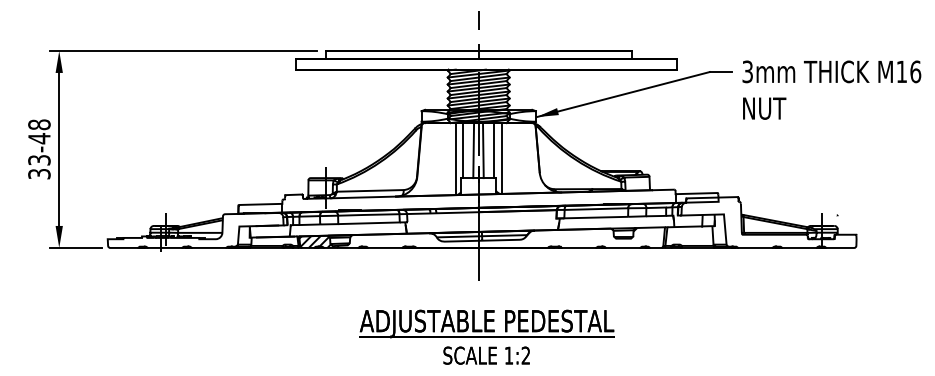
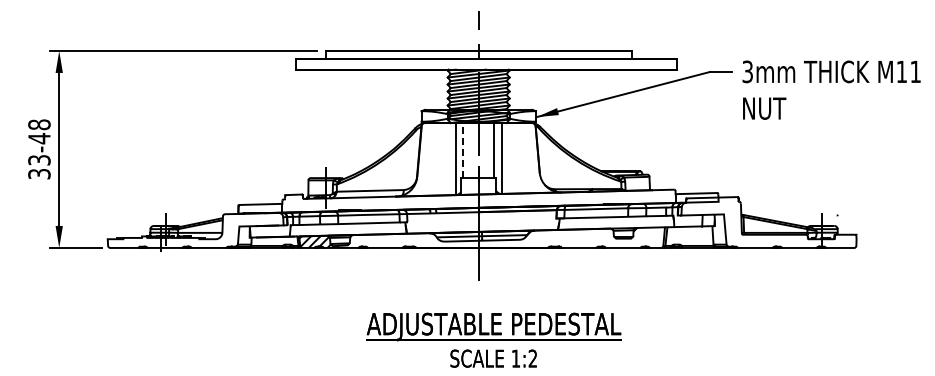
text: M16 -> M11 (915, 71)
line: solid -> dashed (463, 150)
line: present -> none (473, 150)
line: present -> none (482, 150)
part position: (486, 336) -> (493, 339) (493, 339)
